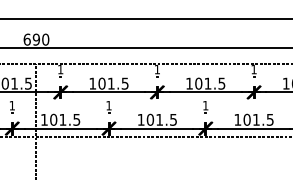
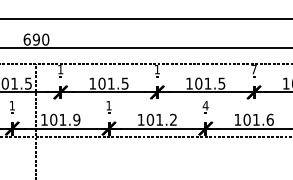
text: 1 -> 7 (253, 69)
text: 1 -> 4 (205, 105)
text: 101.5 -> 101.9 (76, 119)
text: 101.5 -> 101.2 (173, 119)
text: 101.5 -> 101.6 (269, 119)
